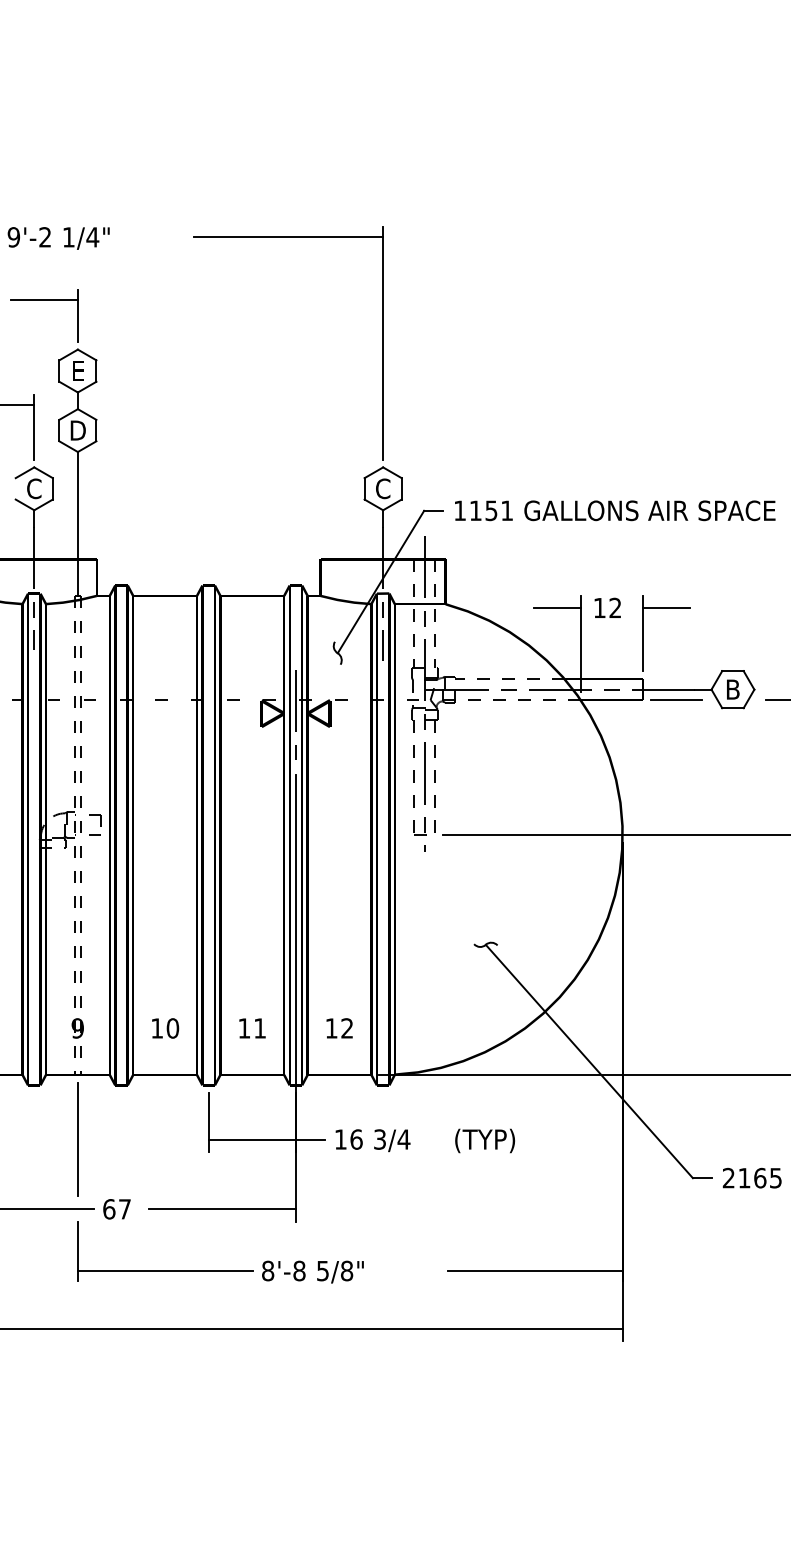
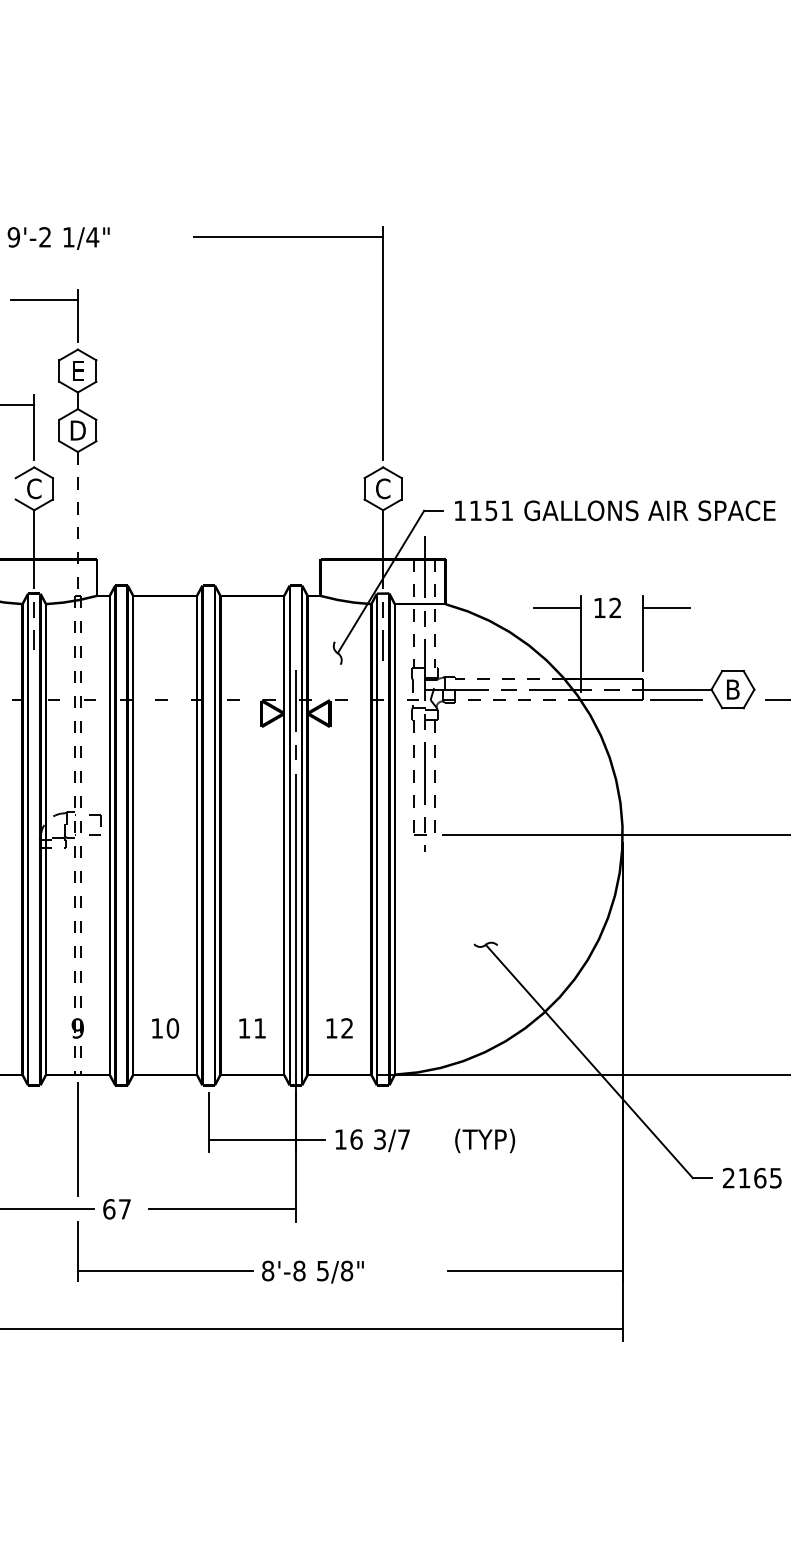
line: solid -> dashed (77, 523)
text: 3/4 -> 3/7 (403, 1139)
